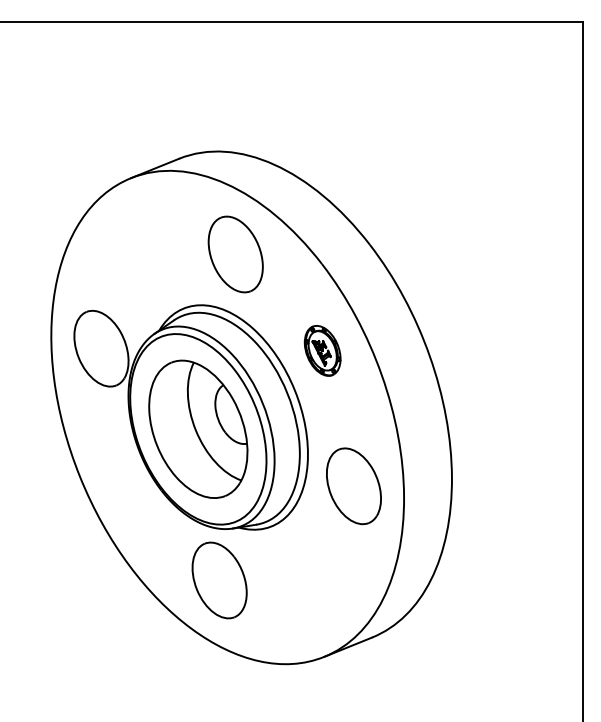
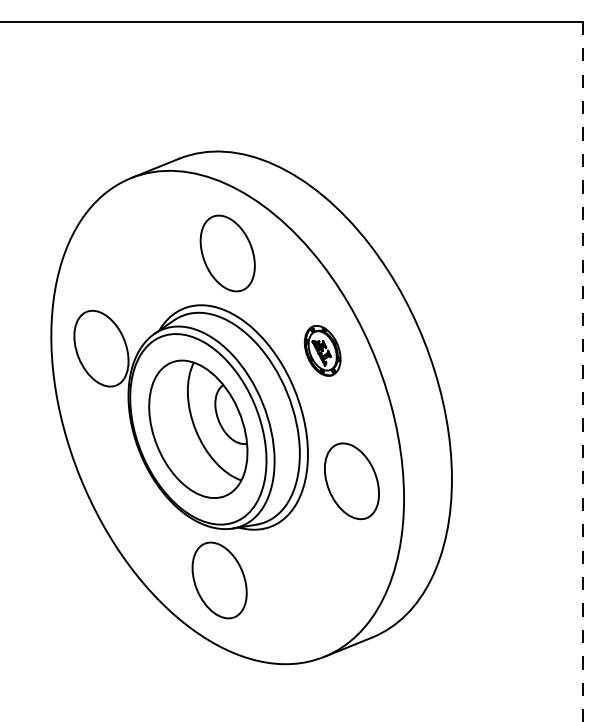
part position: (235, 254) -> (227, 253) (227, 253)
line: solid -> dashed (583, 371)
part position: (353, 486) -> (351, 481) (351, 481)
